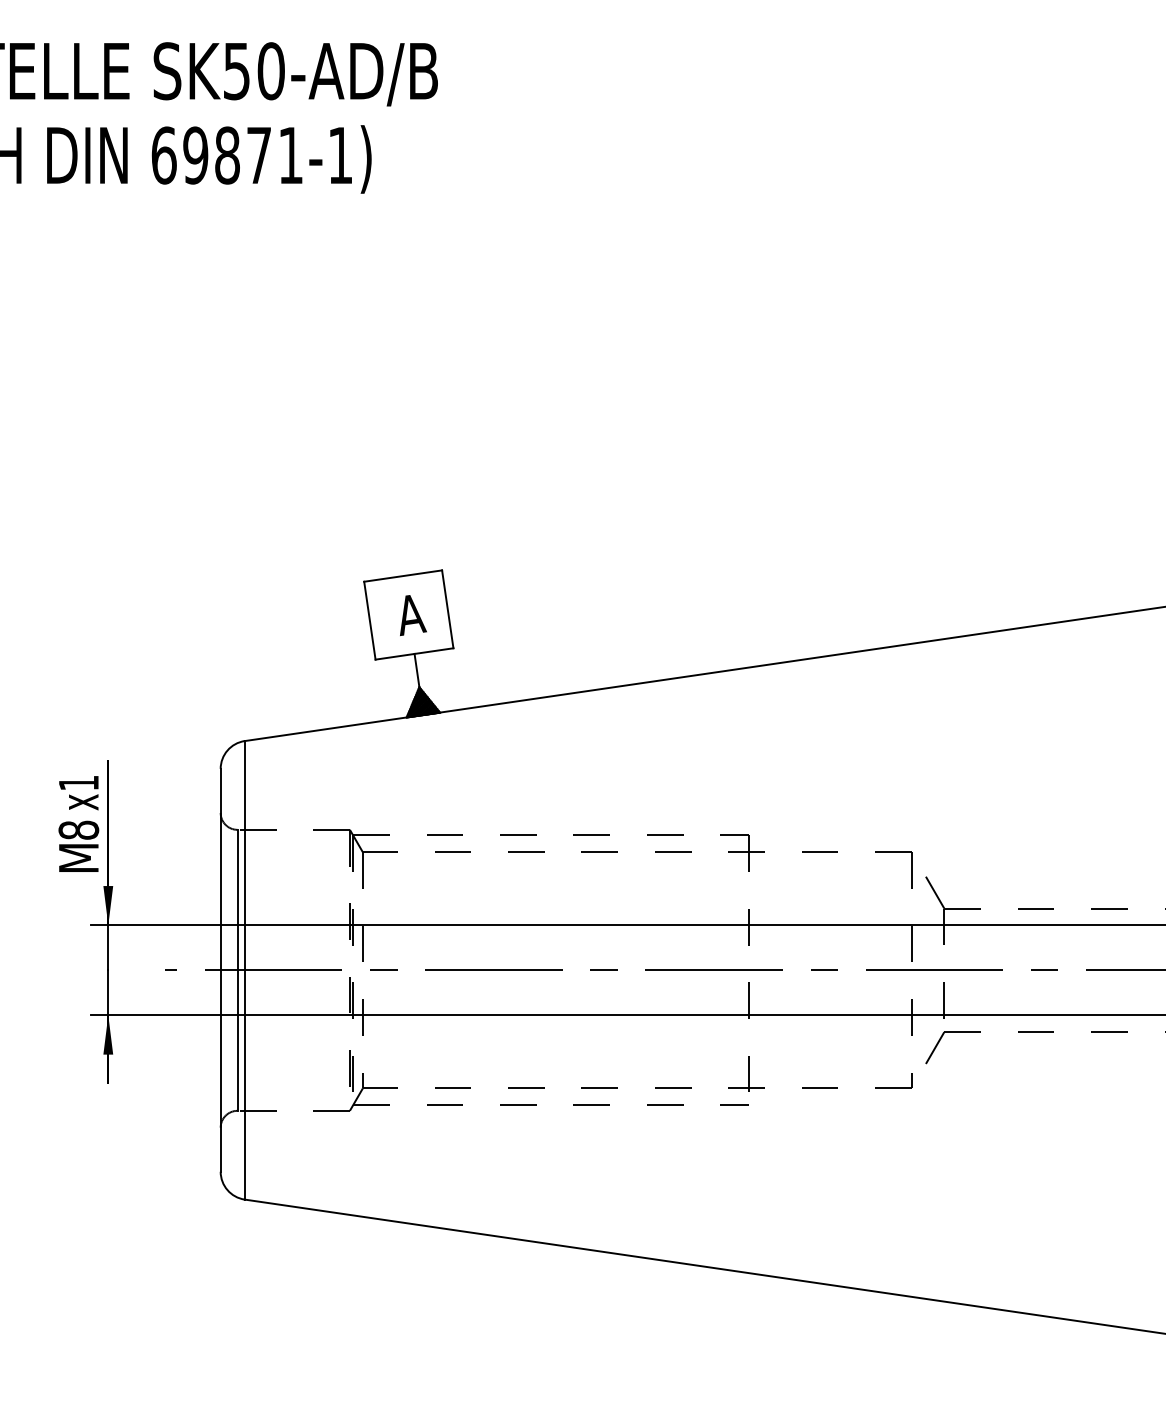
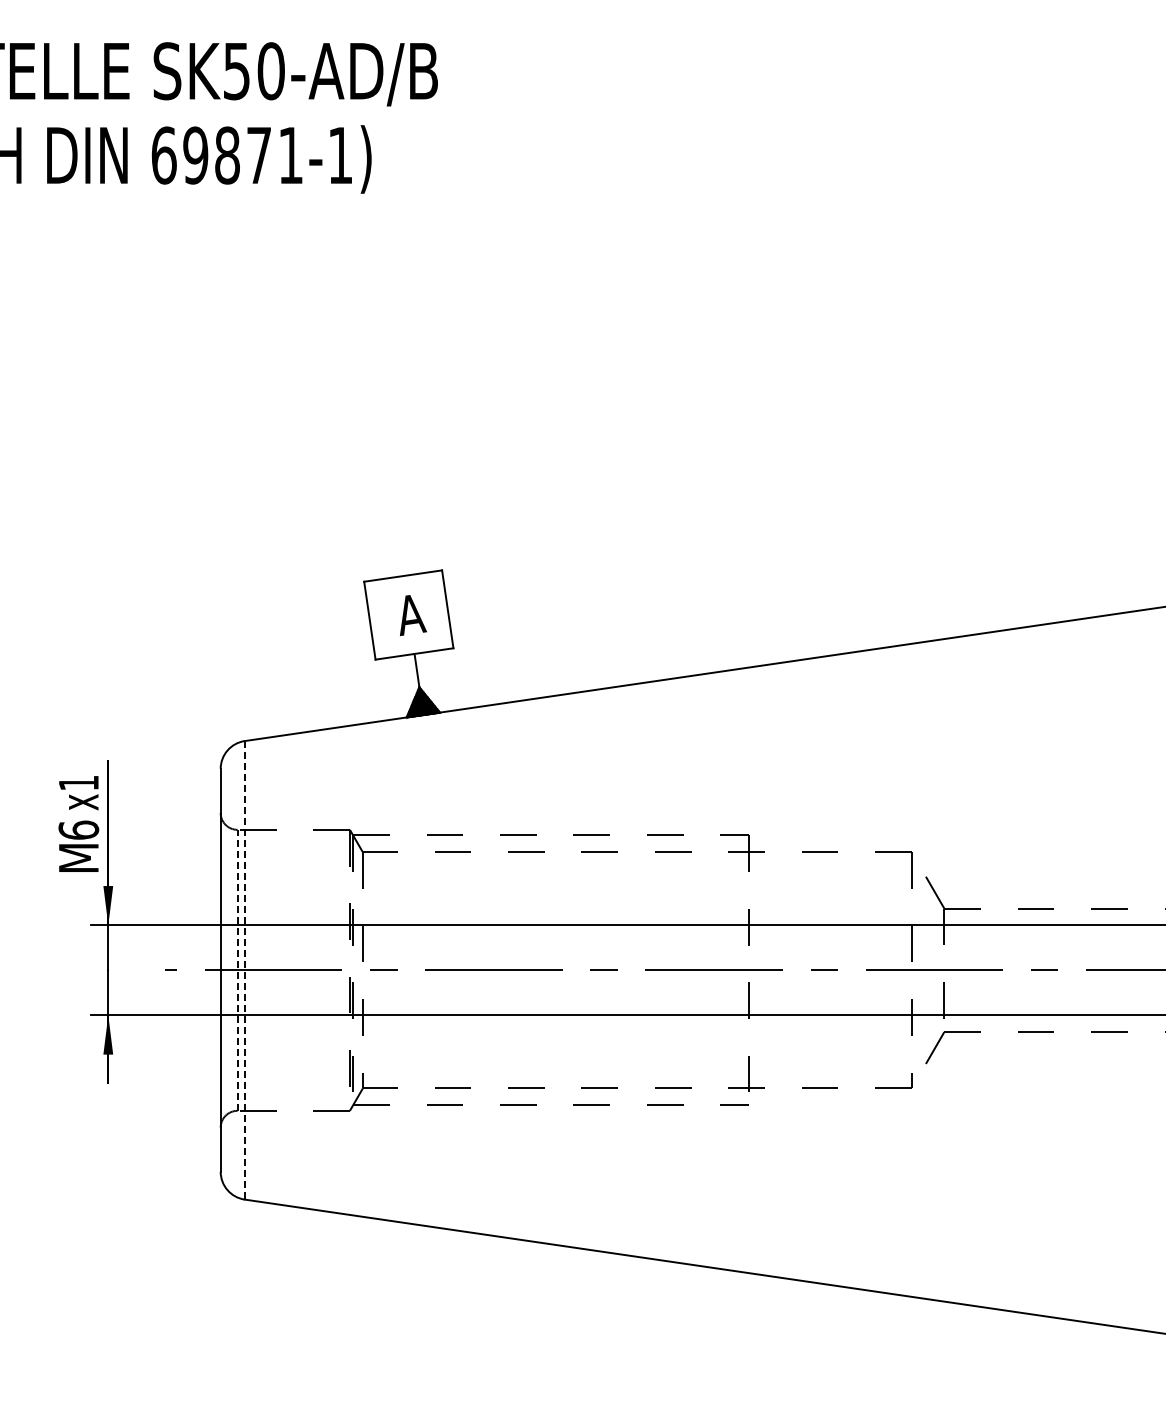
text: 8 -> 6 (78, 829)
line: solid -> dashed (237, 969)
line: solid -> dashed (244, 970)
